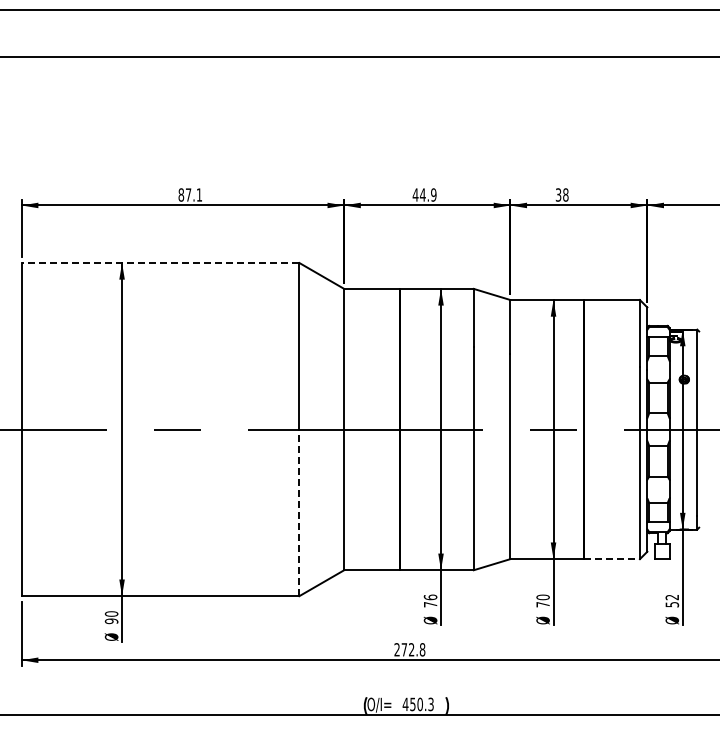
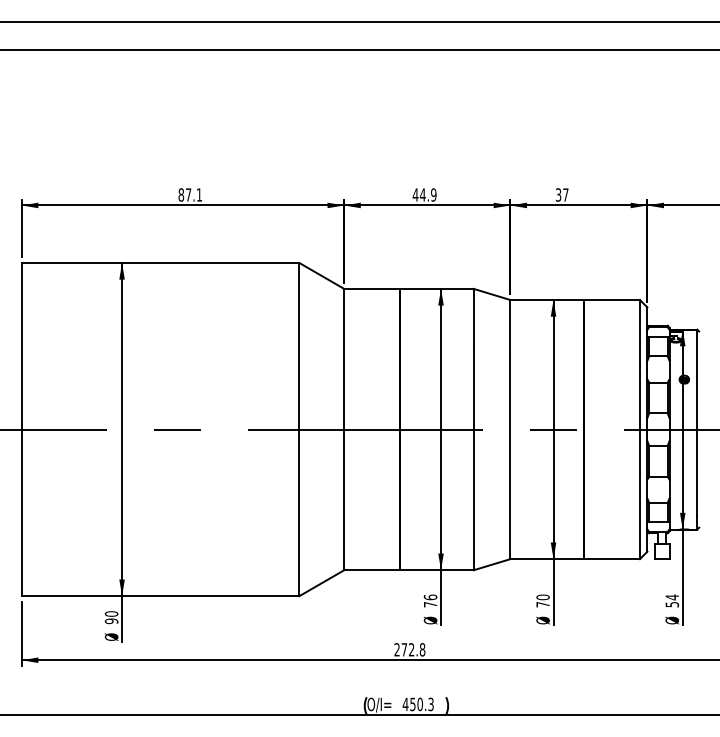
line position: (359, 10) -> (359, 22) (359, 22)
line position: (359, 56) -> (359, 49) (359, 49)
text: 38 -> 37 (565, 194)
line: dashed -> solid (160, 262)
line: dashed -> solid (299, 512)
line: dashed -> solid (612, 559)
text: 52 -> 54 (671, 597)
